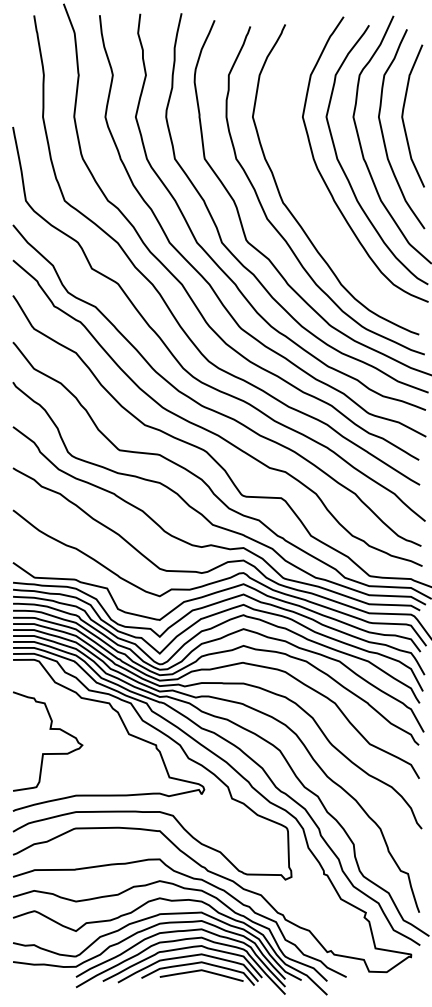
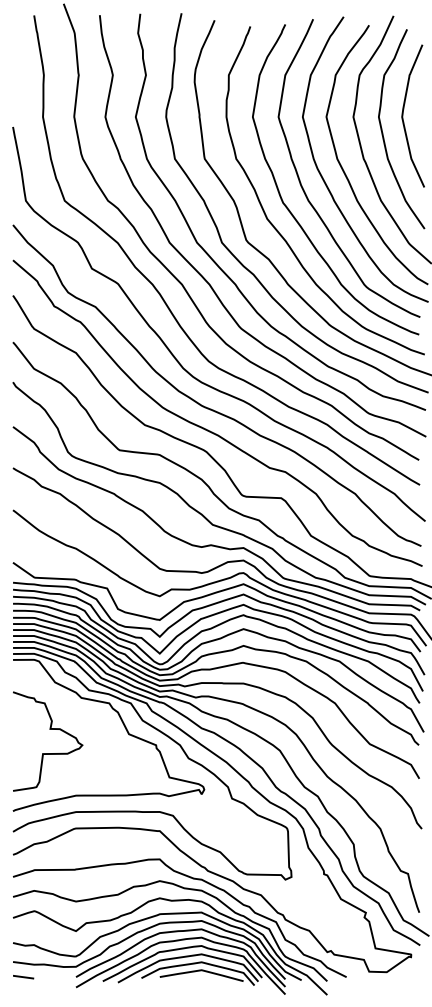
curve: none -> present (304, 189)
line: none -> present (23, 977)
